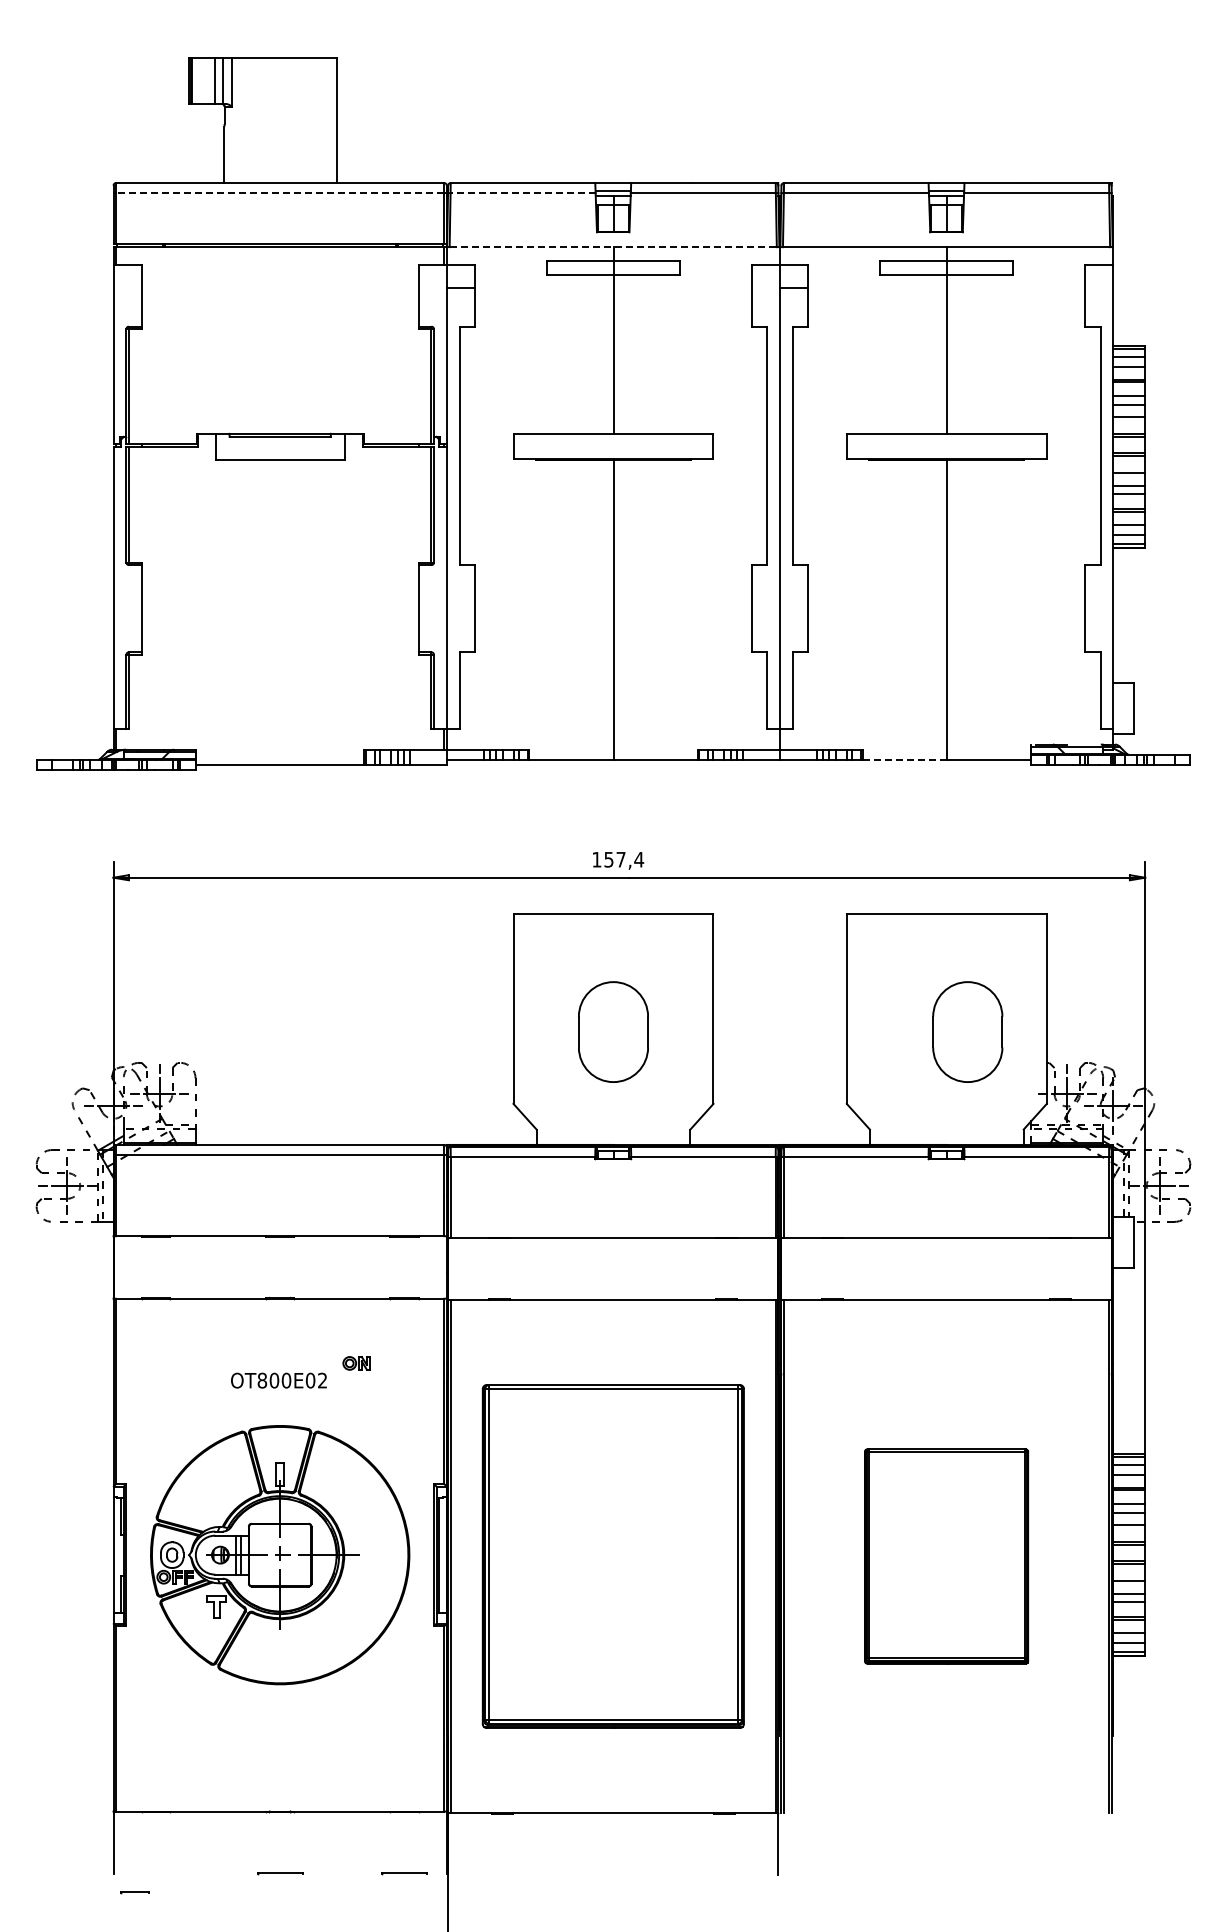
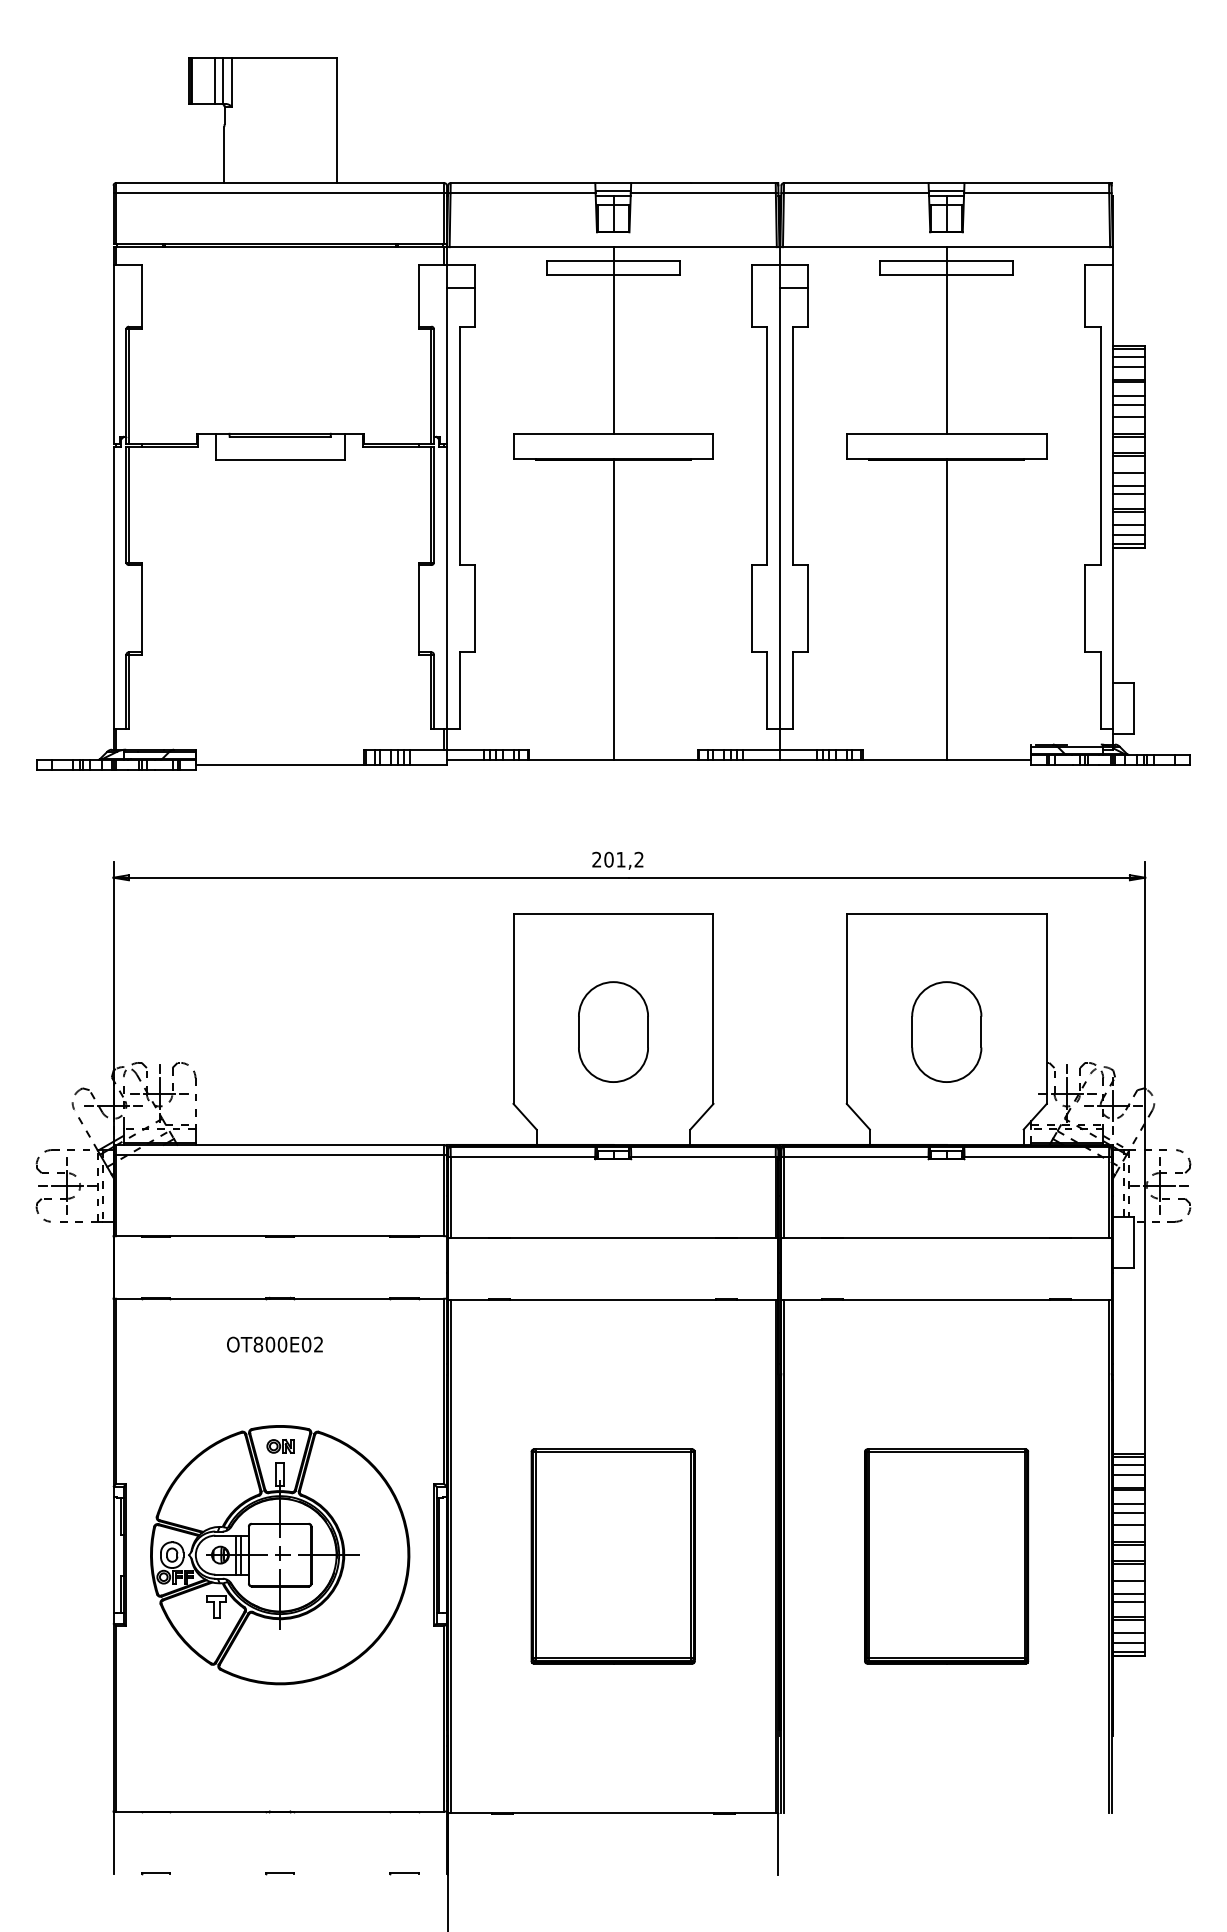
line: dashed -> solid (279, 193)
line: dashed -> solid (523, 193)
line: dashed -> solid (613, 247)
line: dashed -> solid (904, 759)
text: 157,4 -> 201,2 (618, 859)
part position: (967, 1031) -> (946, 1031) (946, 1031)
part position: (356, 1363) -> (280, 1446) (280, 1446)
text position: (278, 1380) -> (274, 1344) (274, 1344)
part size: 264x345 px -> 166x217 px (612, 1556)
part size: 47x4 px -> 30x4 px (279, 1873)
part size: 47x4 px -> 31x4 px (404, 1873)
part position: (134, 1892) -> (155, 1873) (155, 1873)
